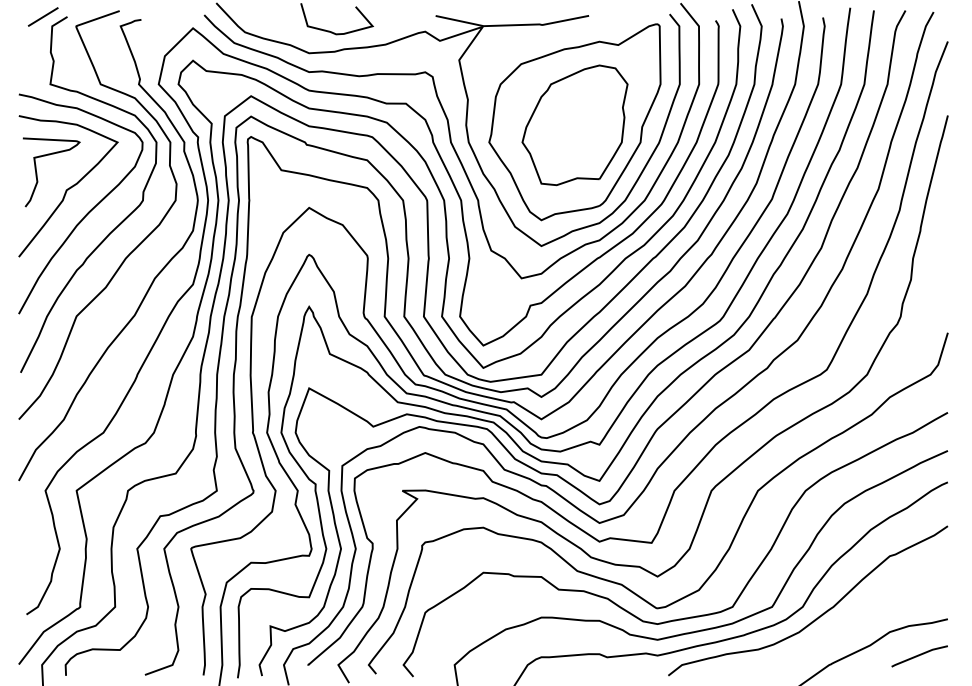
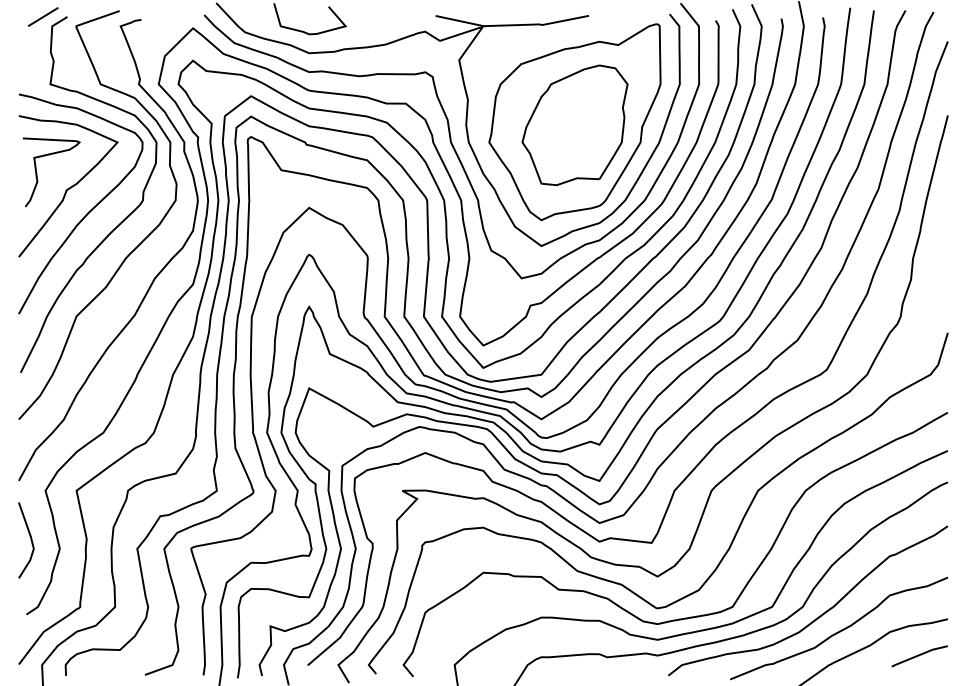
curve position: (332, 31) -> (305, 31) (305, 31)
line: none -> present (30, 540)
curve: none -> present (839, 630)
